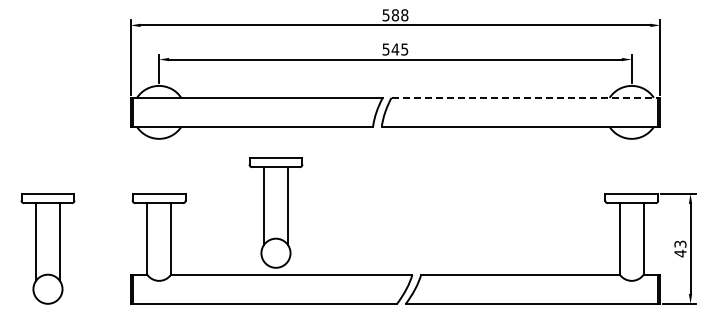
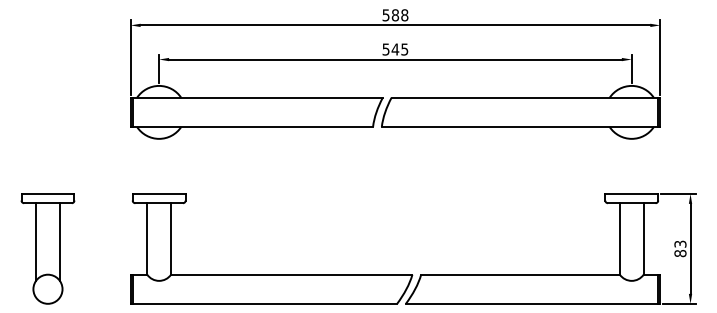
line: dashed -> solid (526, 97)
part: present -> none (275, 212)
text: 43 -> 83 (680, 253)
